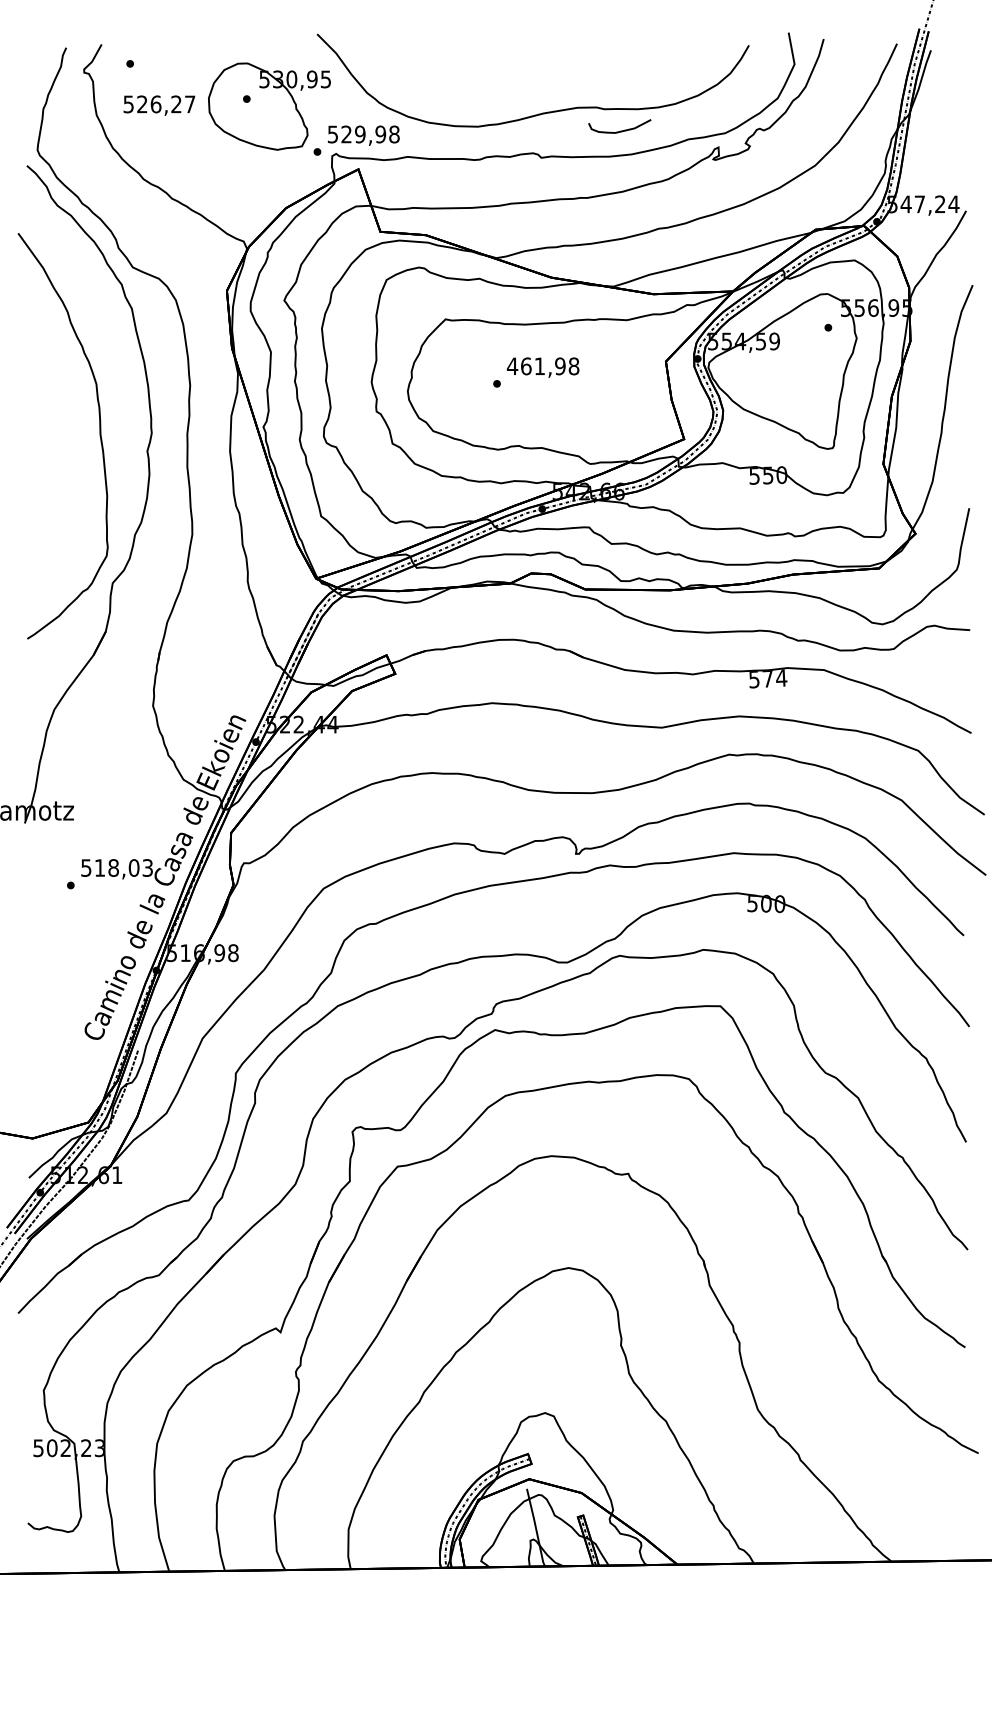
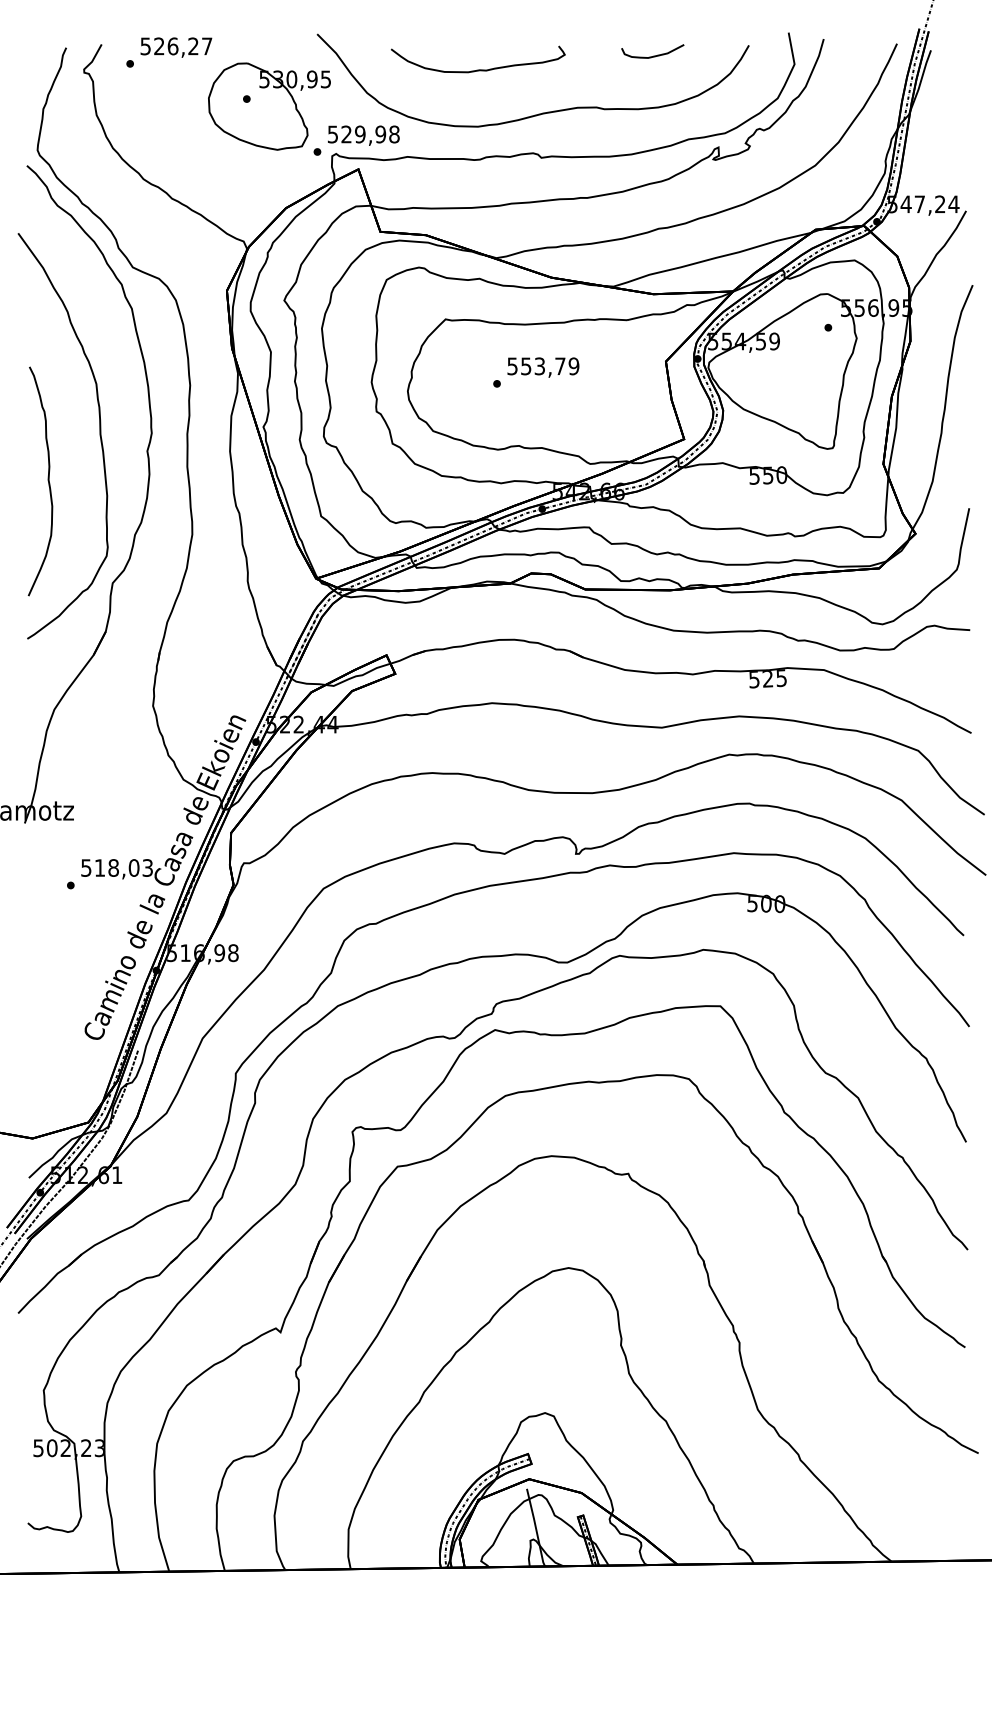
curve: none -> present (477, 69)
text position: (159, 105) -> (176, 47) (176, 47)
curve position: (620, 130) -> (653, 55) (653, 55)
text: 461,98 -> 553,79 (542, 366)
curve: none -> present (47, 480)
text: 574 -> 525 (774, 678)
